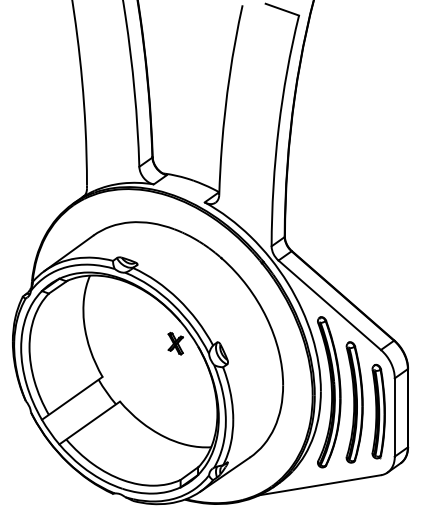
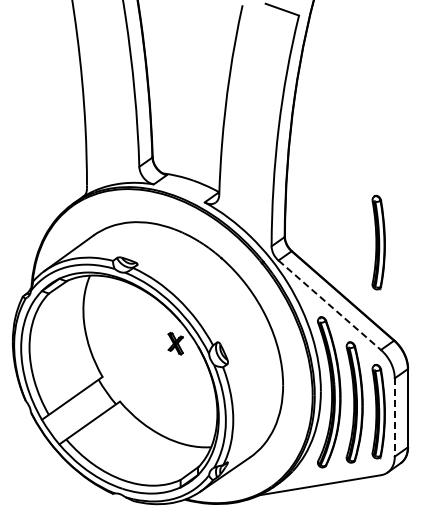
part: none -> present (378, 242)
line: solid -> dashed (329, 305)
line: solid -> dashed (394, 417)
